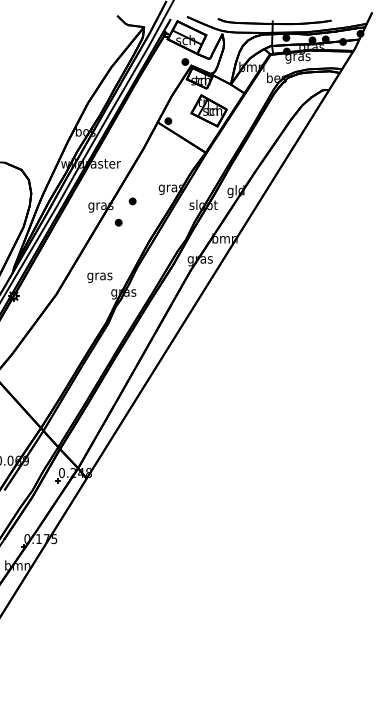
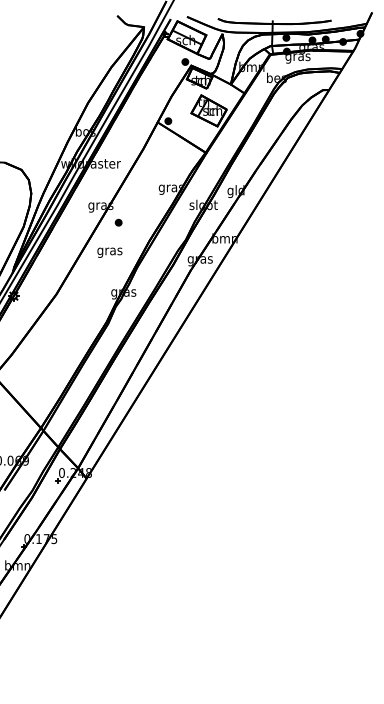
part: present -> none (132, 201)
text position: (99, 277) -> (109, 252) (109, 252)
